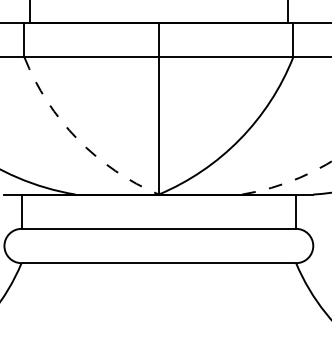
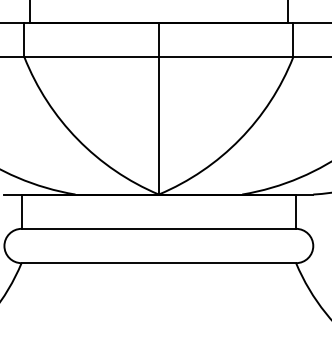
arc: dashed -> solid (77, 139)
arc: dashed -> solid (287, 182)
